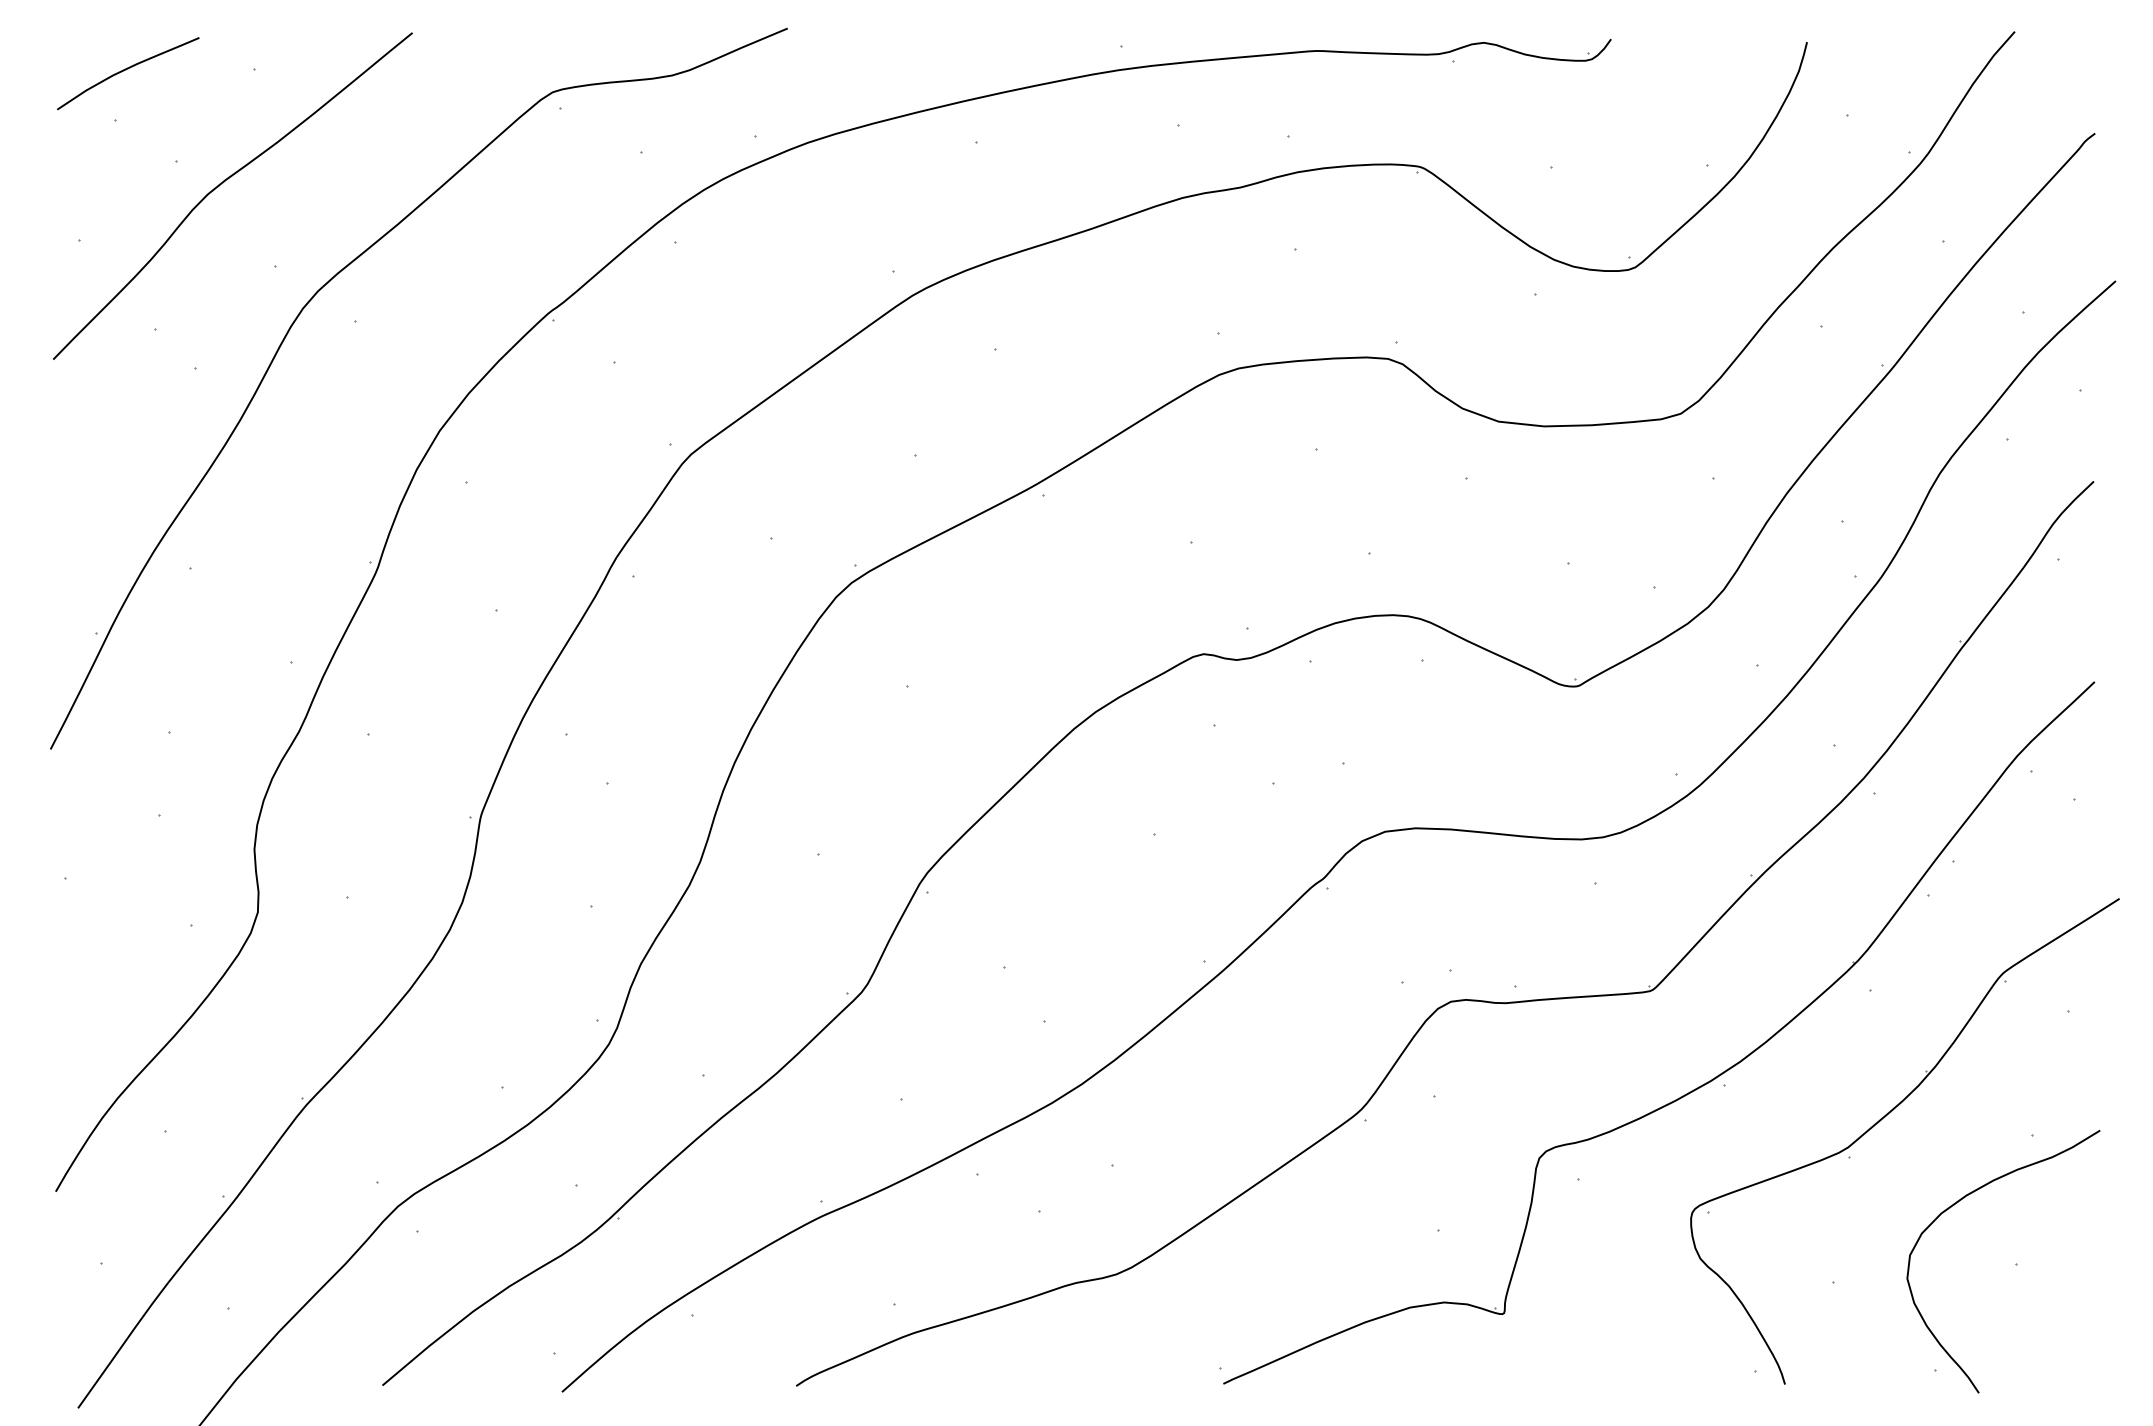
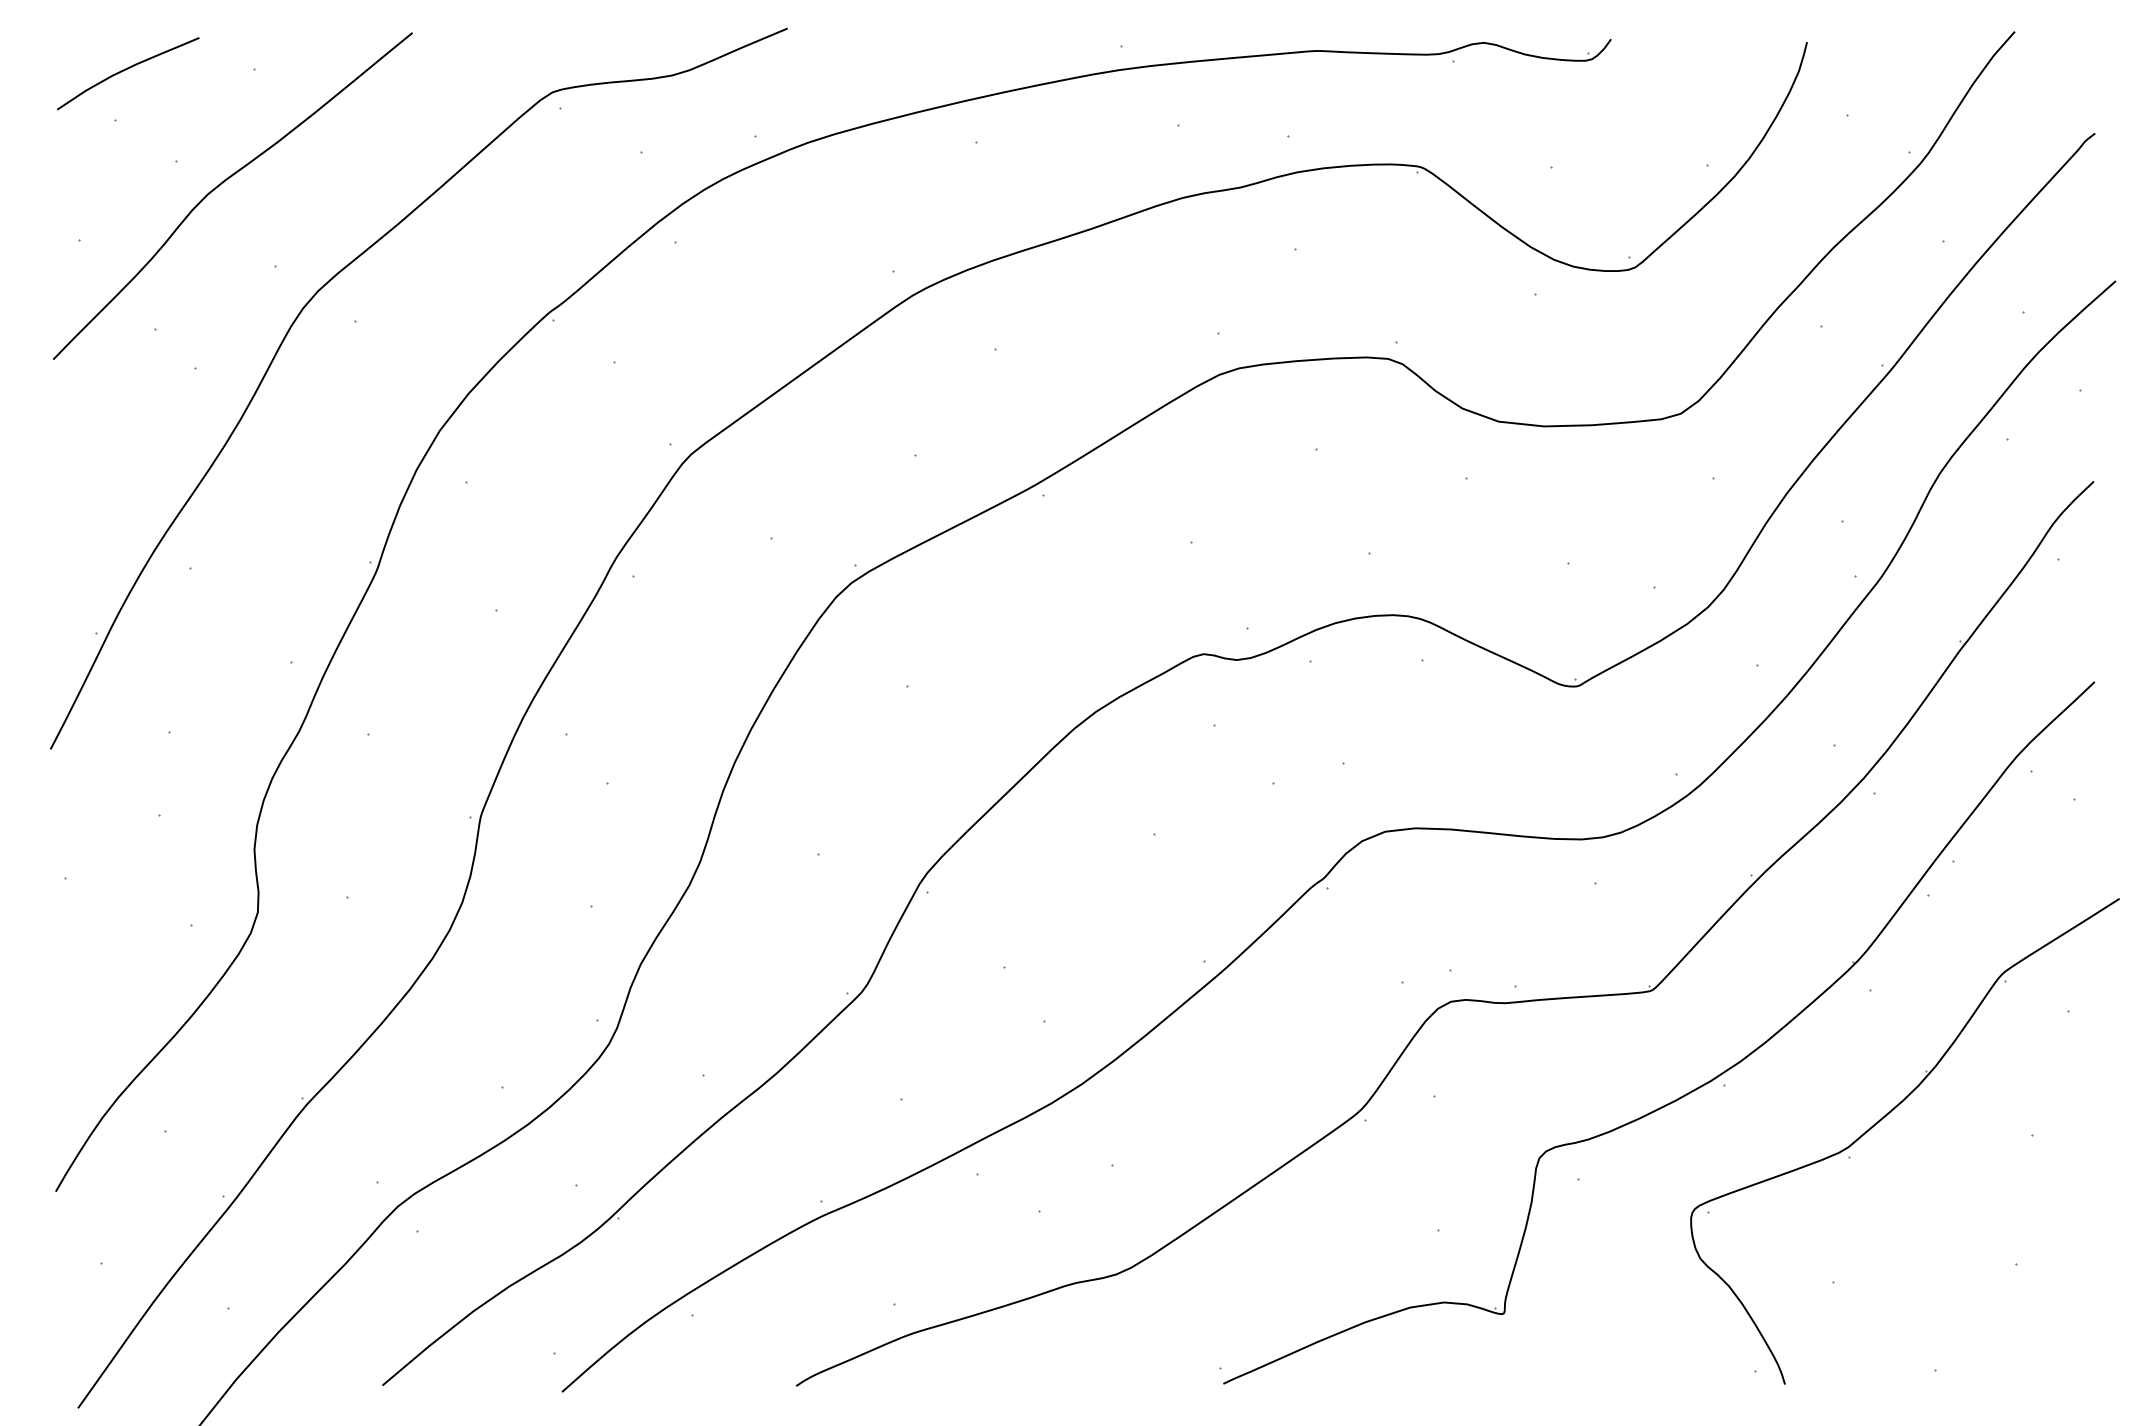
curve: present -> none (1957, 1203)
